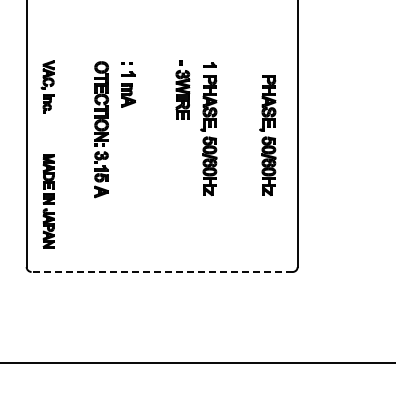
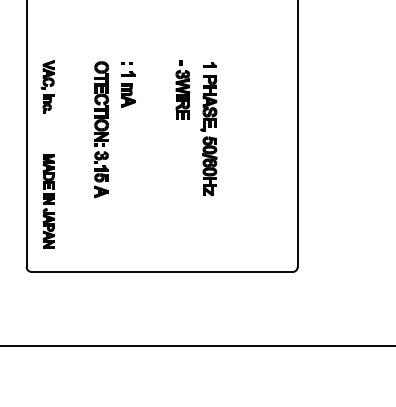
part: present -> none (267, 135)
line: dashed -> solid (162, 271)
line position: (197, 362) -> (197, 345) (197, 345)
